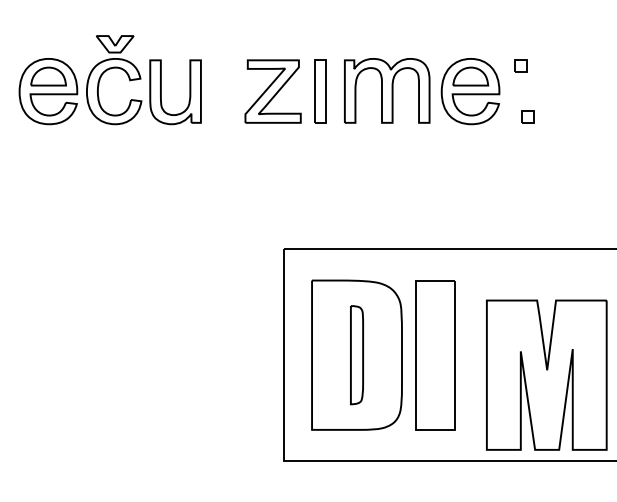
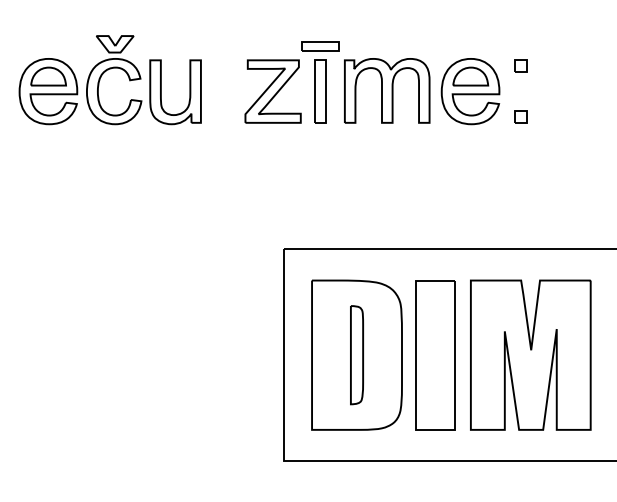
part: none -> present (320, 46)
part position: (527, 116) -> (520, 116) (520, 116)
part position: (546, 374) -> (530, 354) (530, 354)
